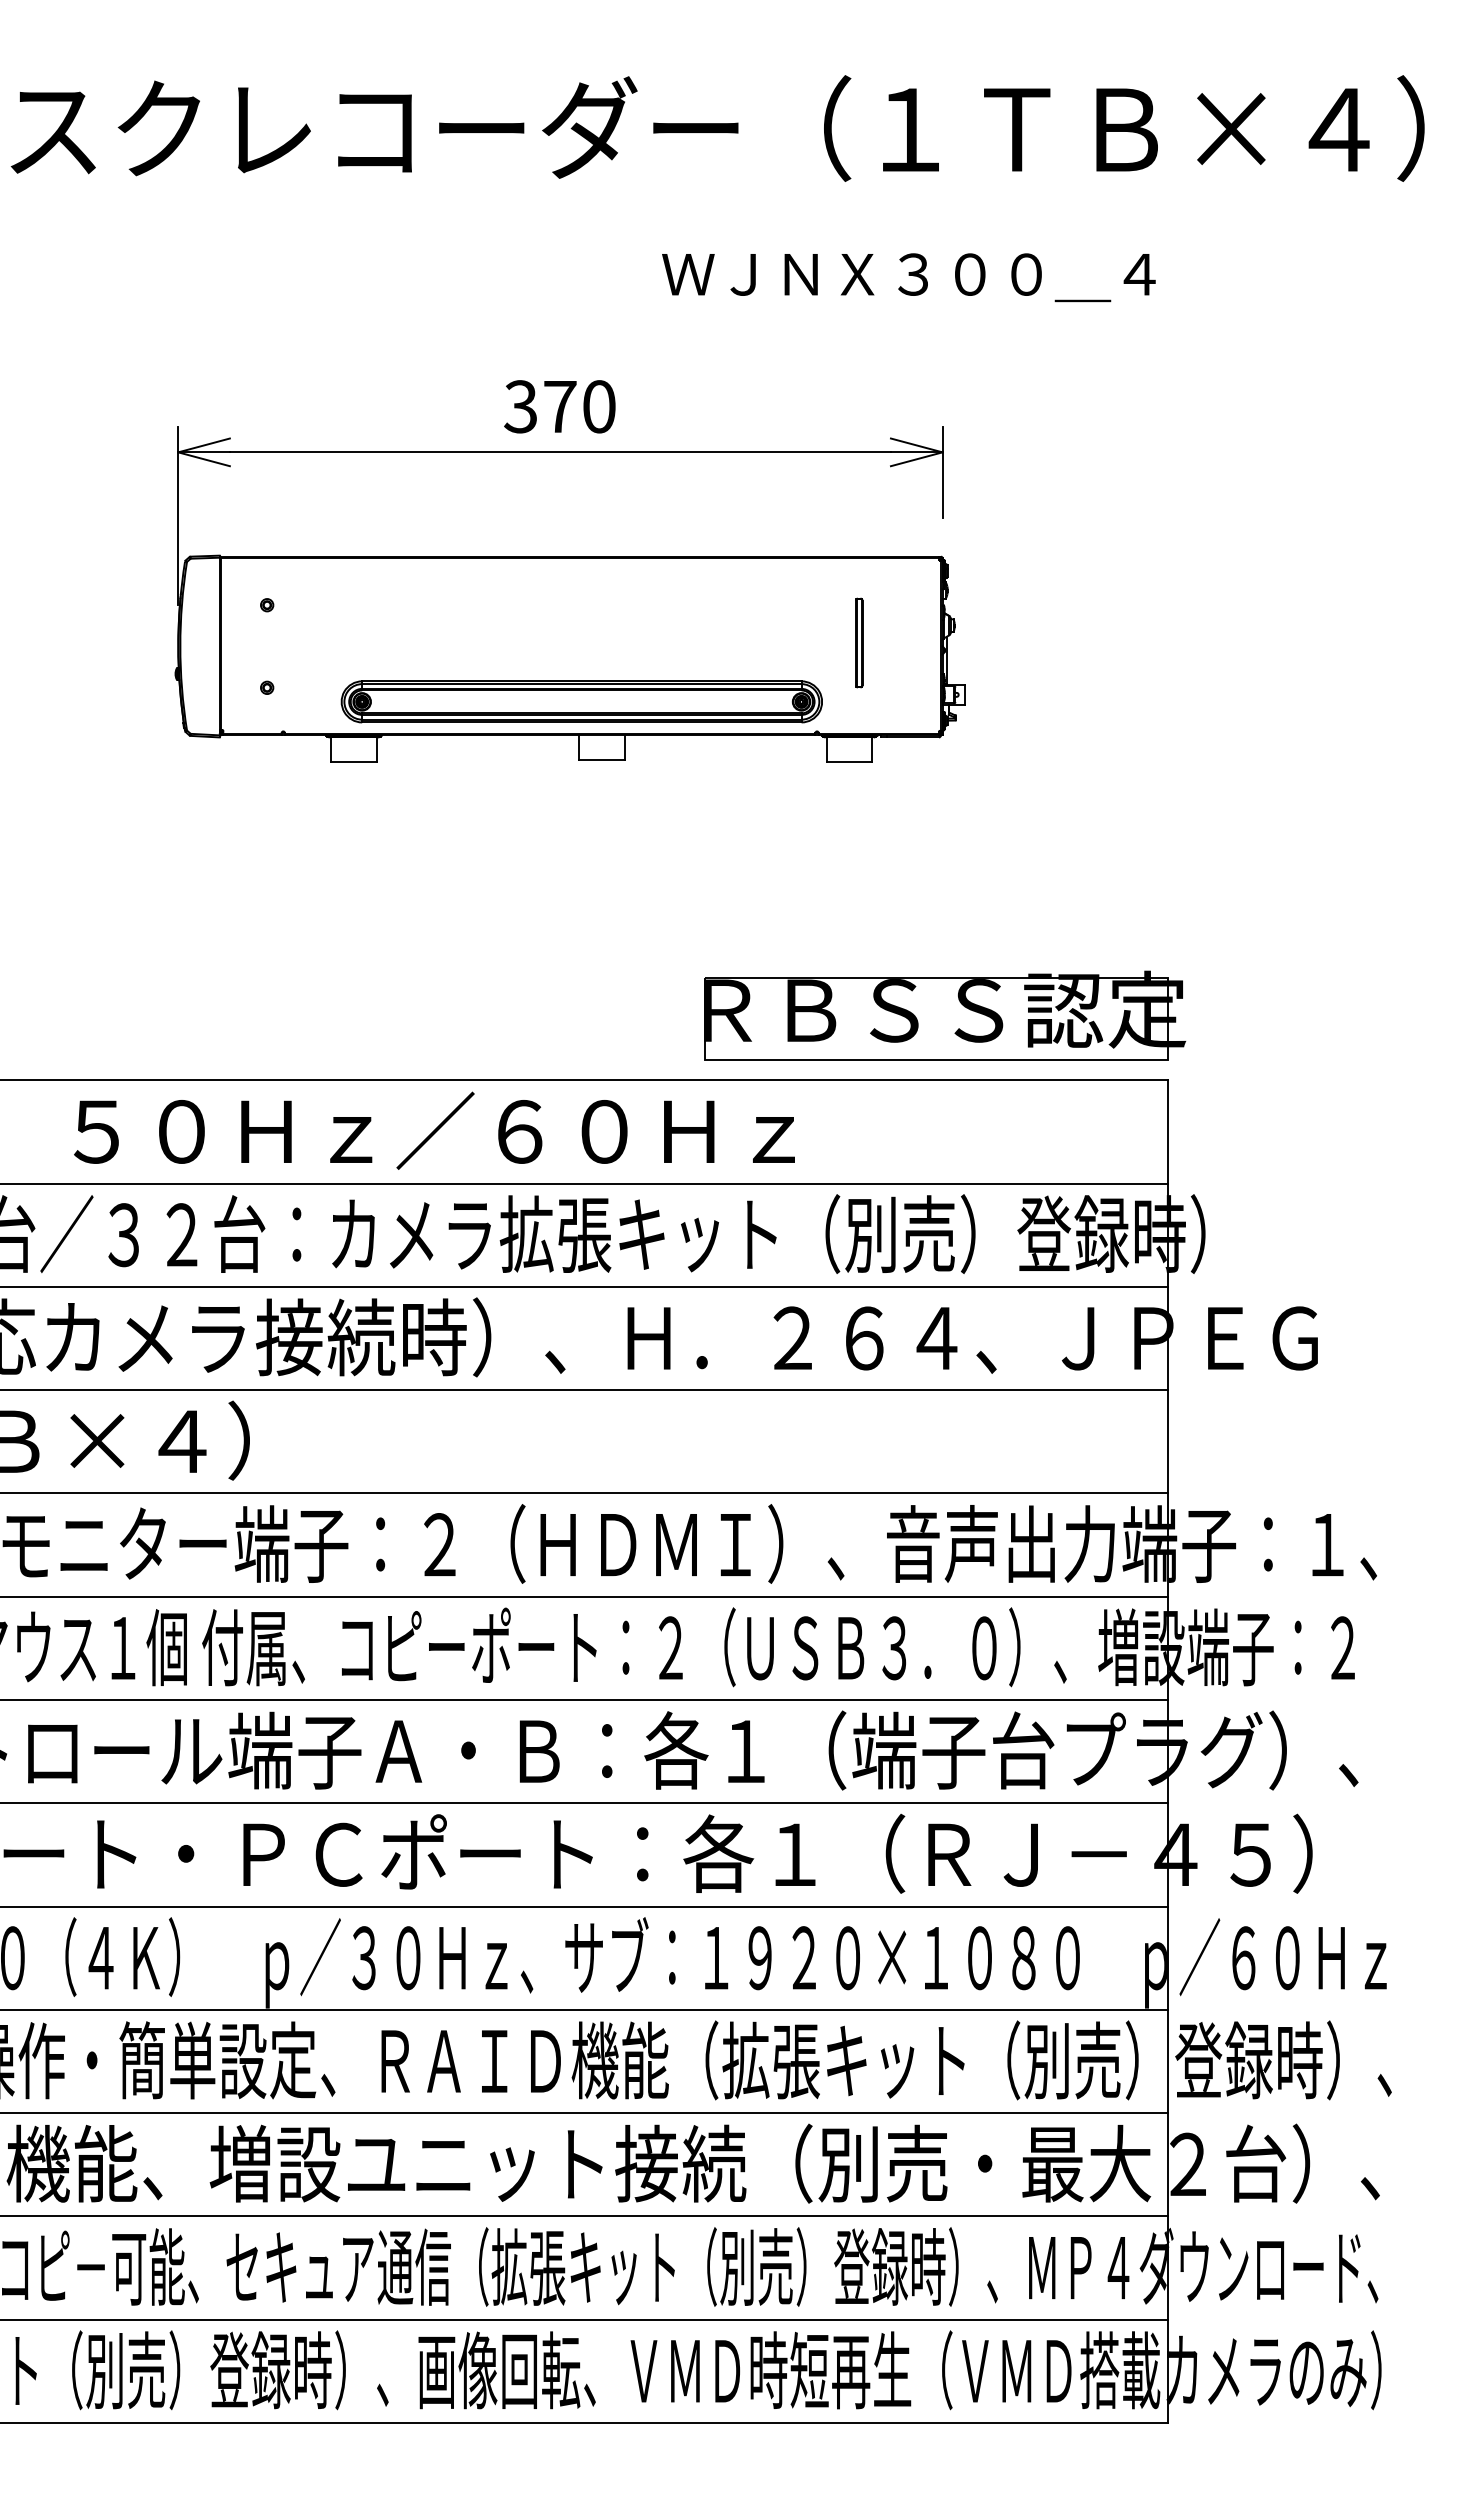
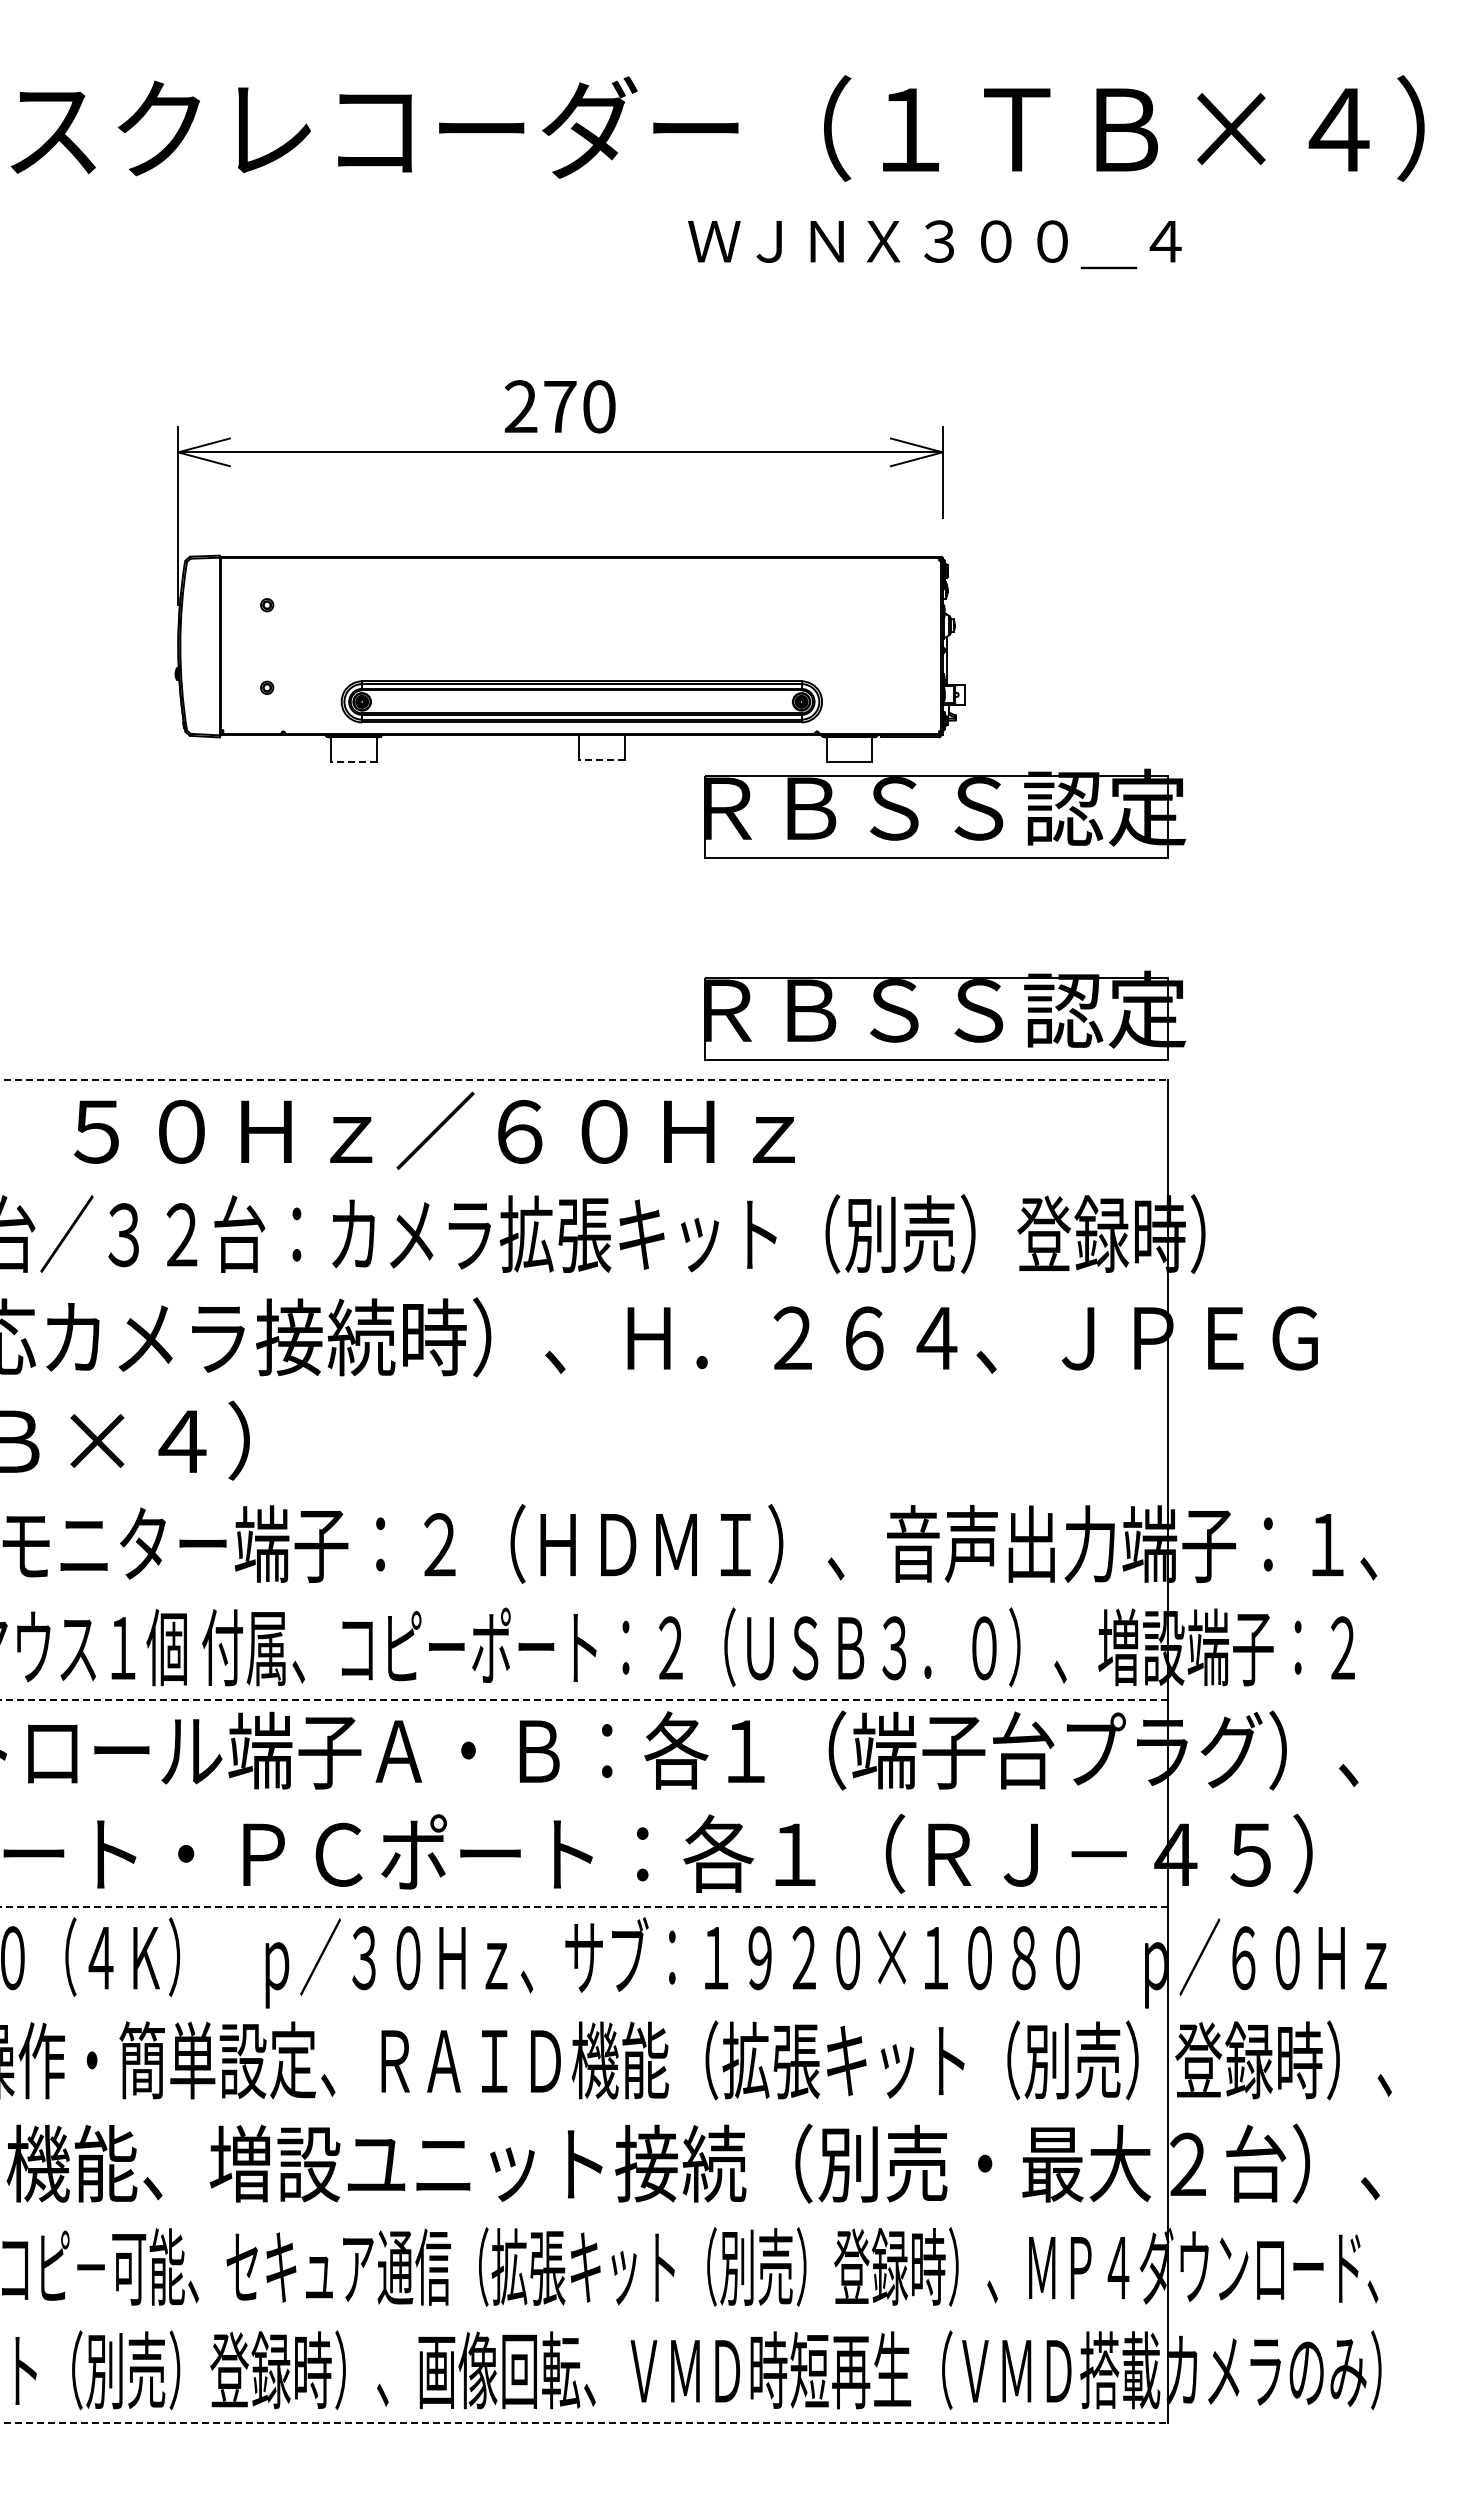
text position: (908, 277) -> (934, 244) (934, 244)
text: 370 -> 270 (520, 406)
part: present -> none (859, 642)
line: solid -> dashed (601, 760)
line: solid -> dashed (353, 762)
part: none -> present (945, 813)
line: solid -> dashed (584, 1080)
line: present -> none (584, 1183)
line: present -> none (584, 1286)
line: present -> none (584, 1390)
line: present -> none (584, 1493)
line: present -> none (584, 1596)
line: solid -> dashed (583, 1700)
line: present -> none (584, 1803)
line: solid -> dashed (583, 1906)
line: present -> none (584, 2009)
line: present -> none (584, 2113)
line: present -> none (584, 2216)
line: present -> none (584, 2319)
line: solid -> dashed (584, 2423)
